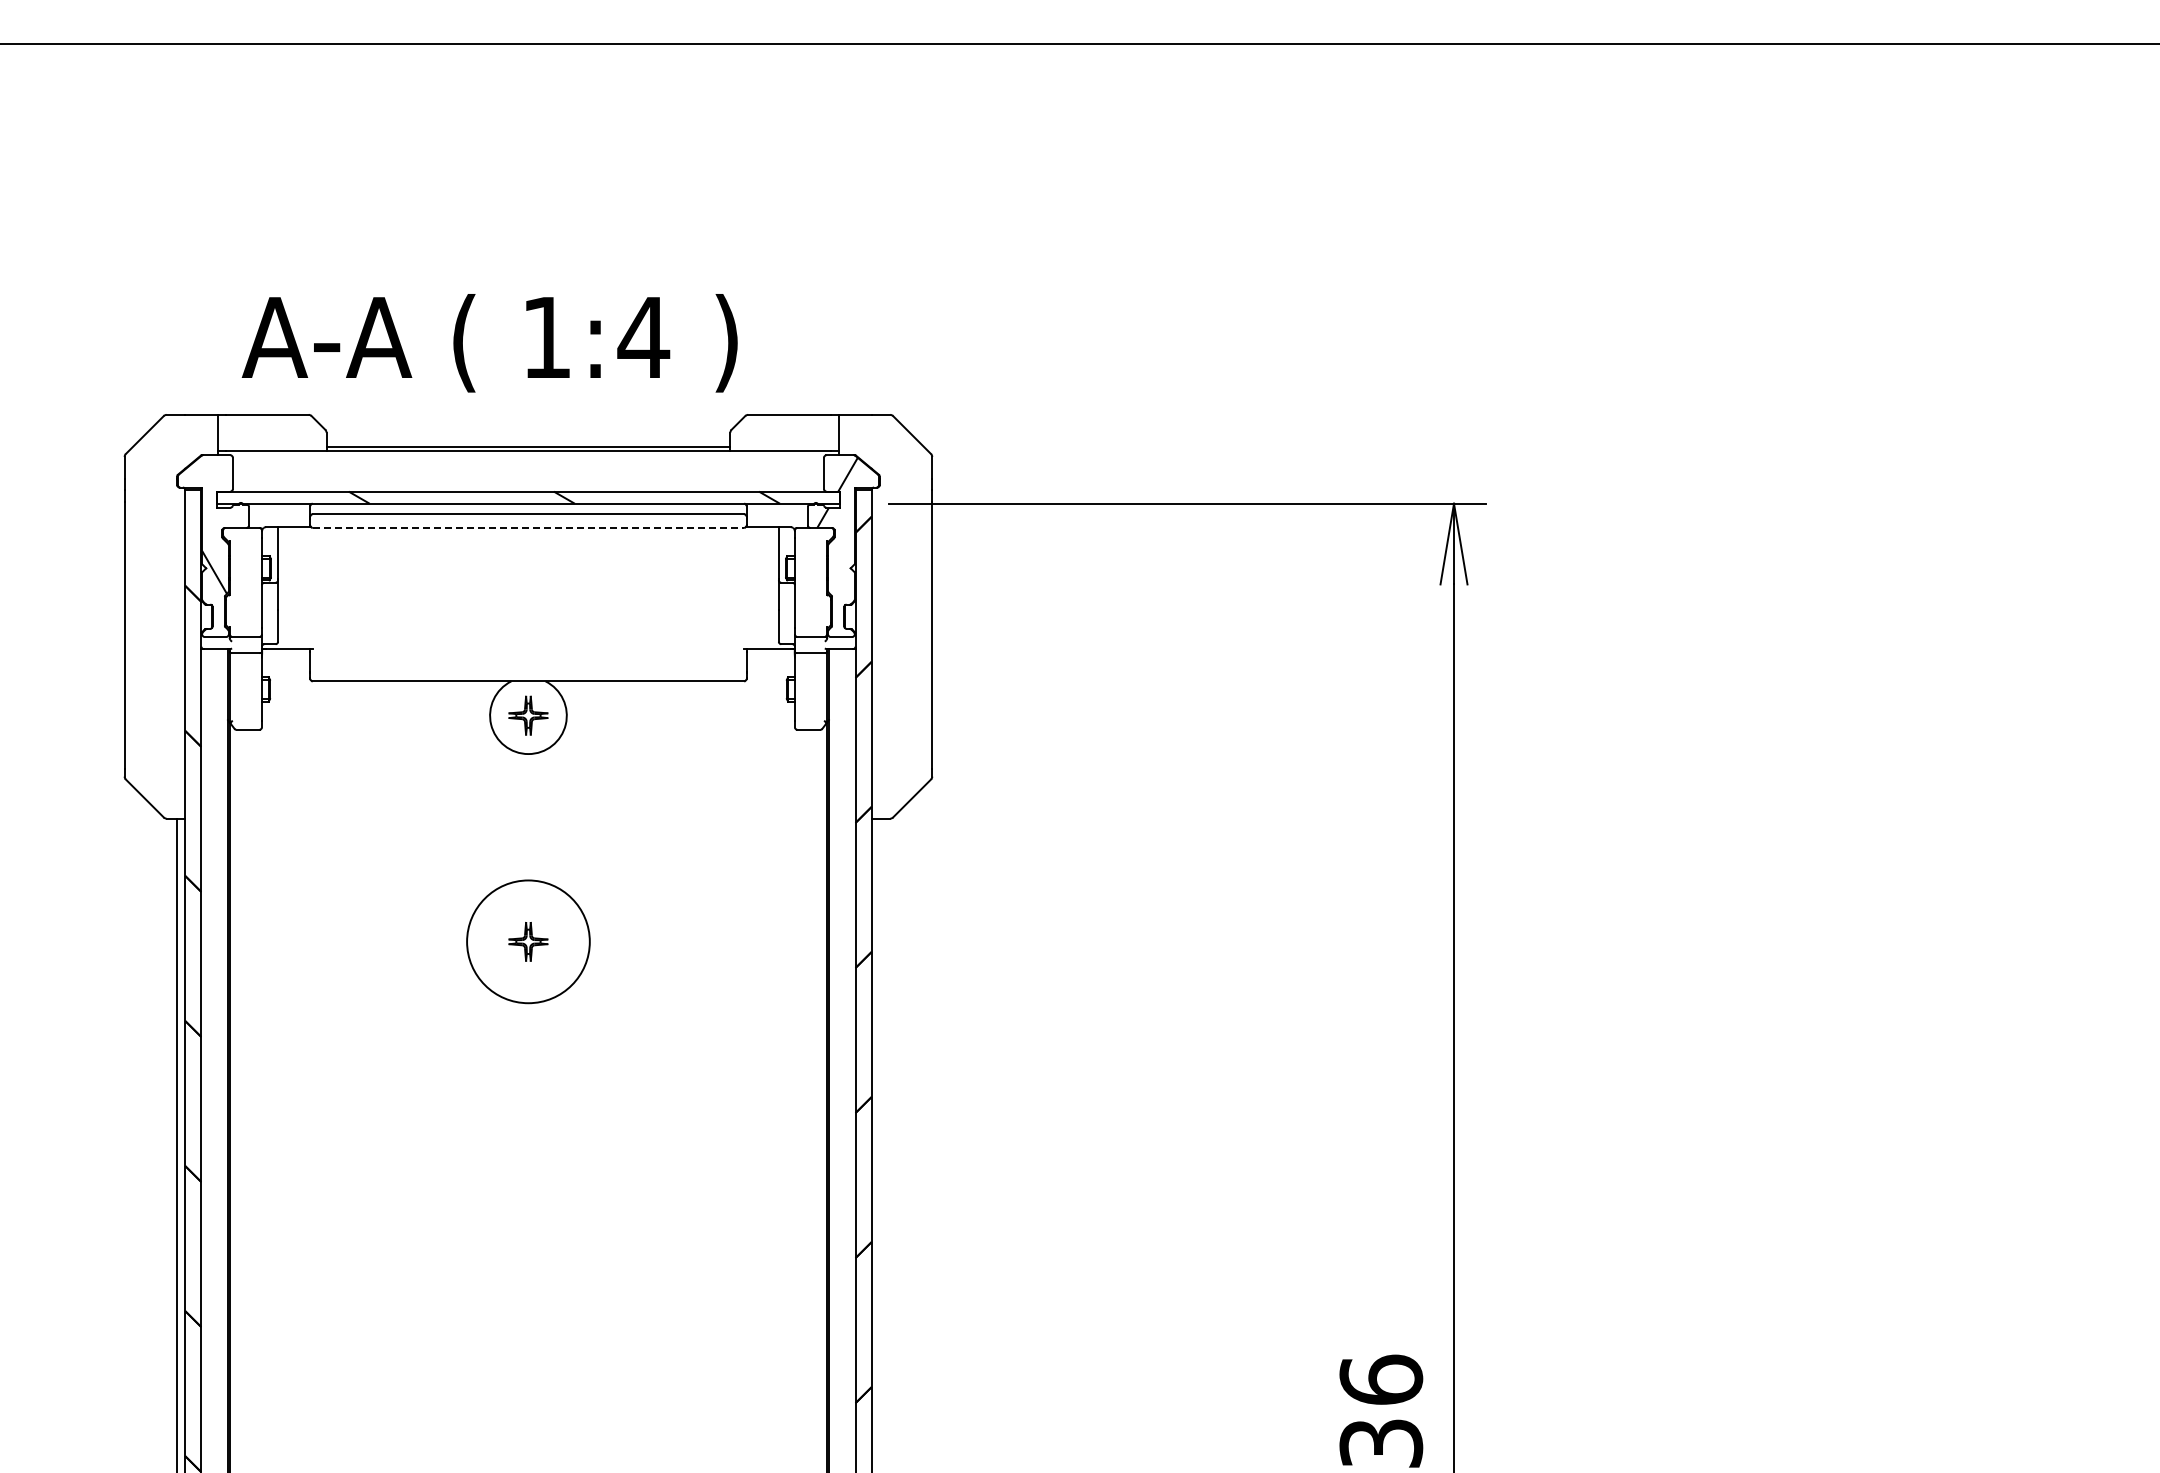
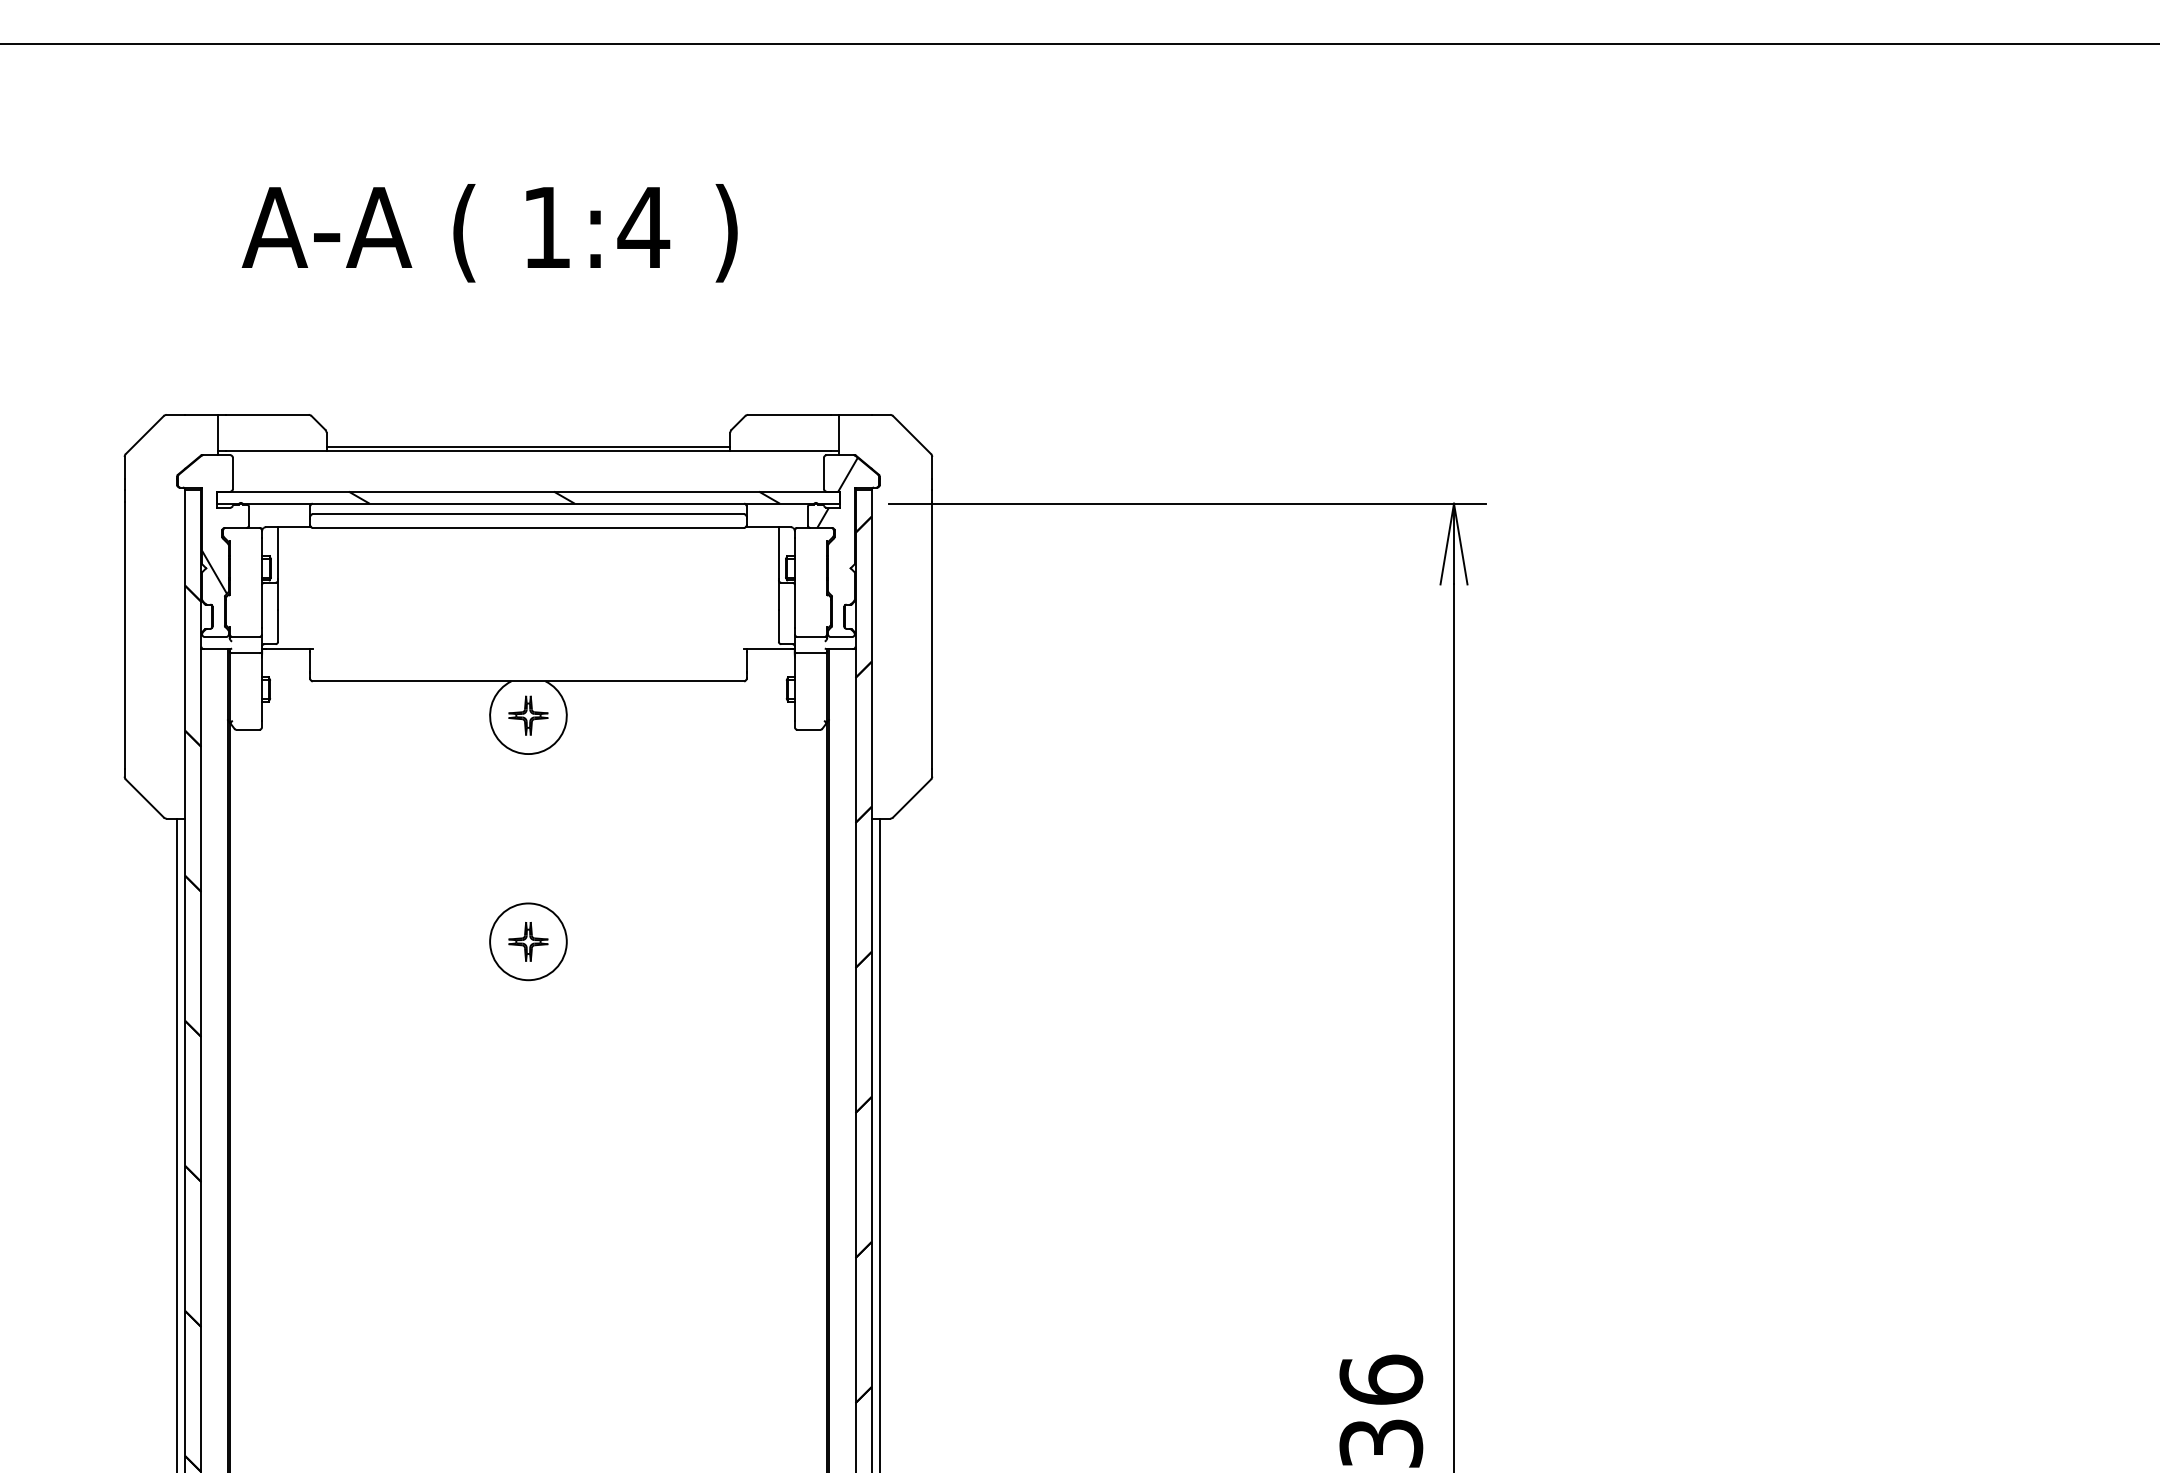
text position: (489, 343) -> (489, 233) (489, 233)
line: dashed -> solid (528, 527)
circle diameter: 123 px -> 77 px (528, 941)
line: none -> present (879, 1143)
